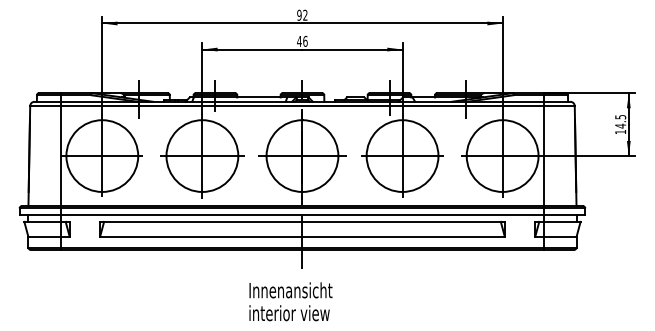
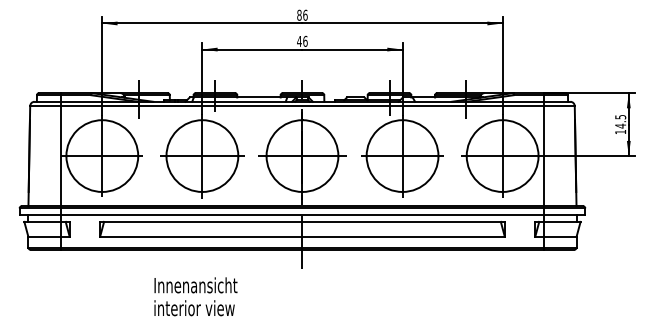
text: 92 -> 86 (302, 14)
text position: (290, 301) -> (195, 296) (195, 296)
